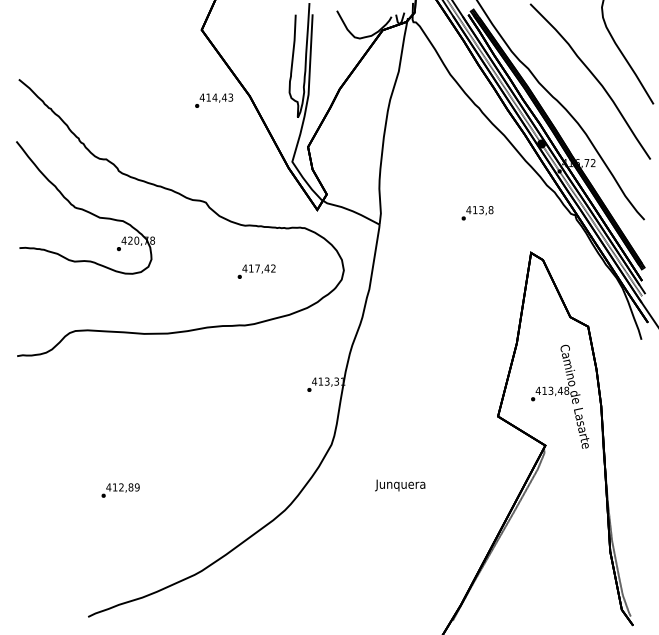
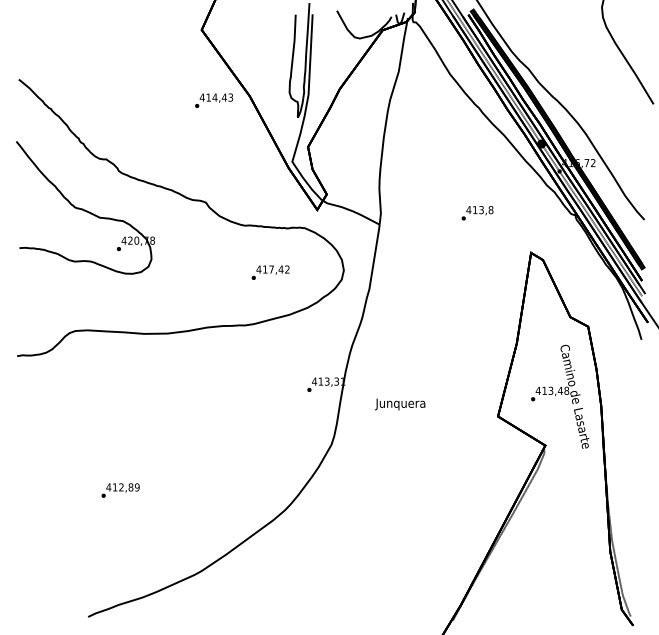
curve: present -> none (594, 78)
text position: (256, 271) -> (270, 272) (270, 272)
text position: (400, 485) -> (400, 404) (400, 404)
